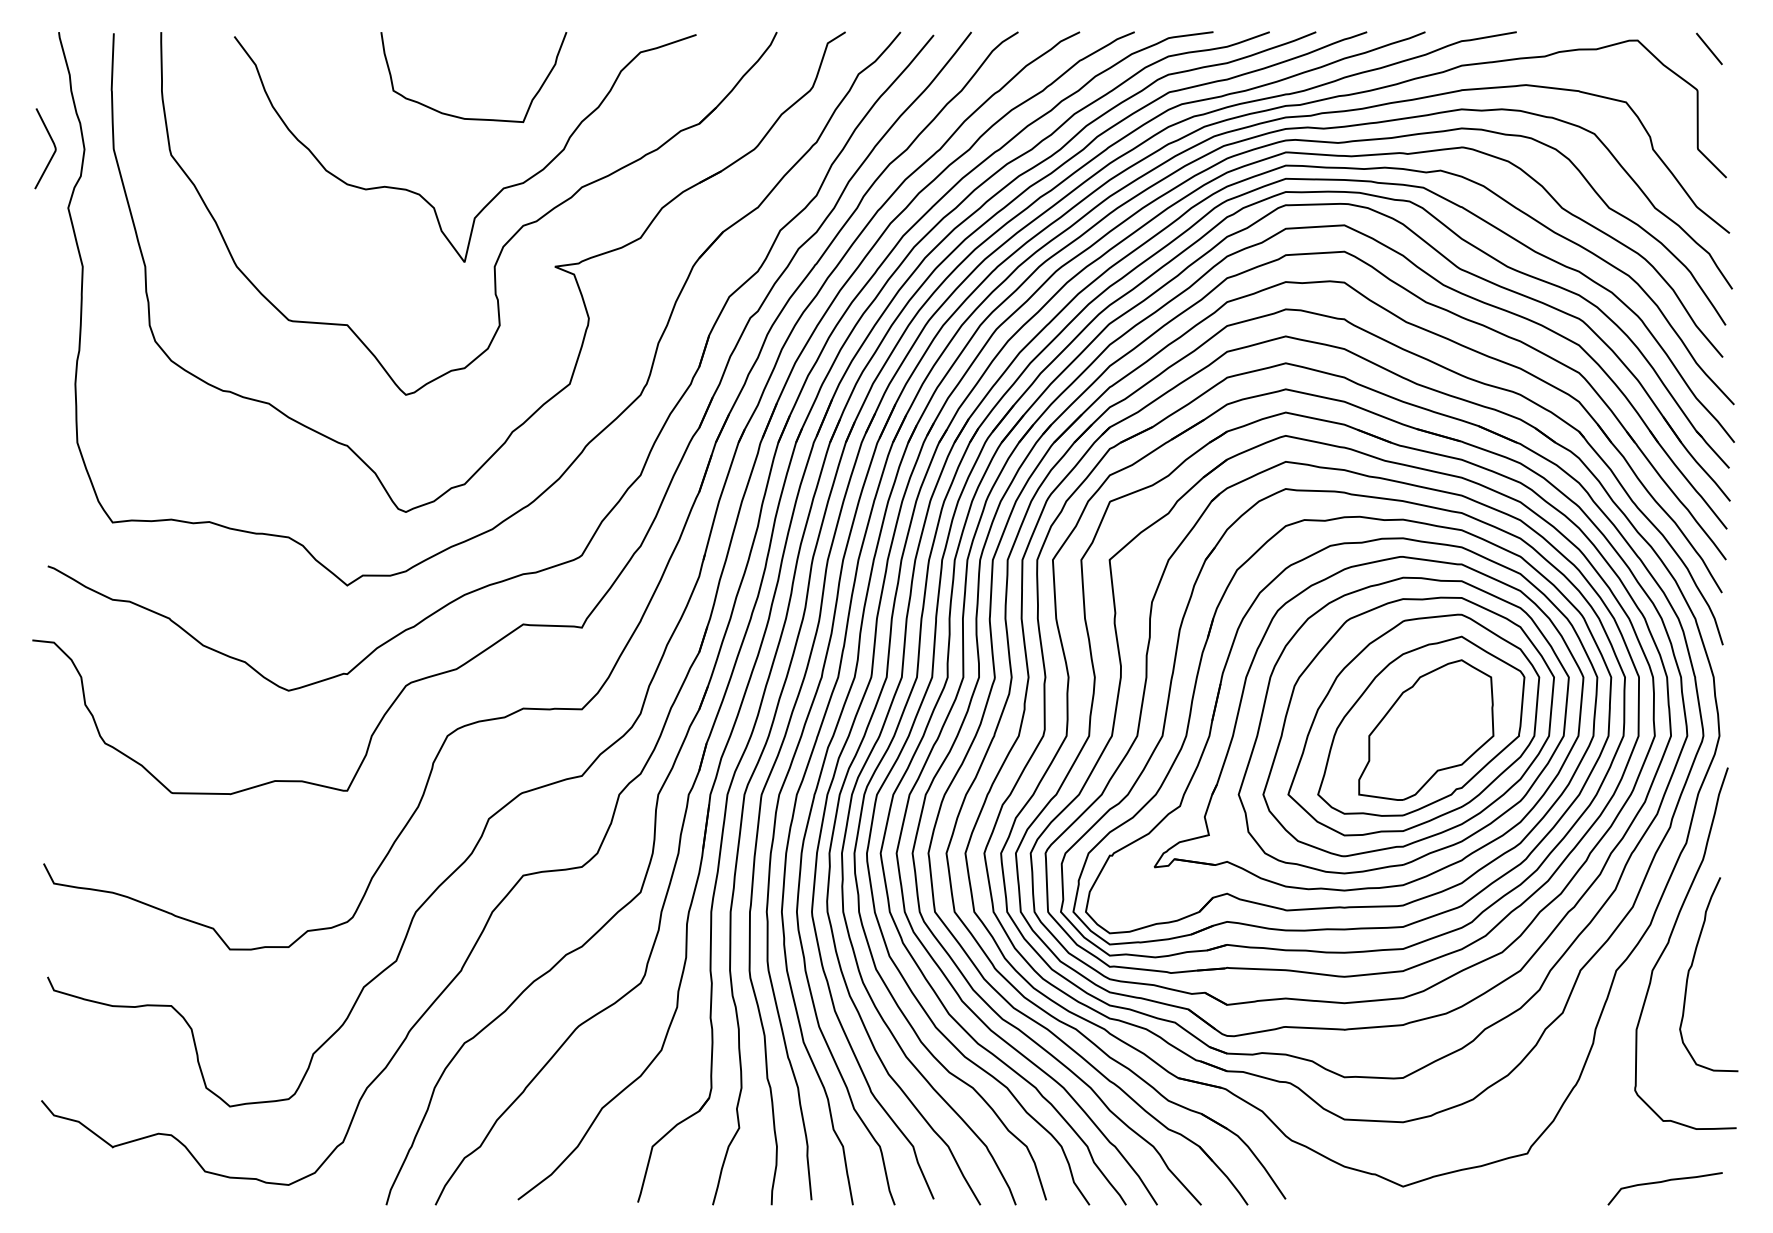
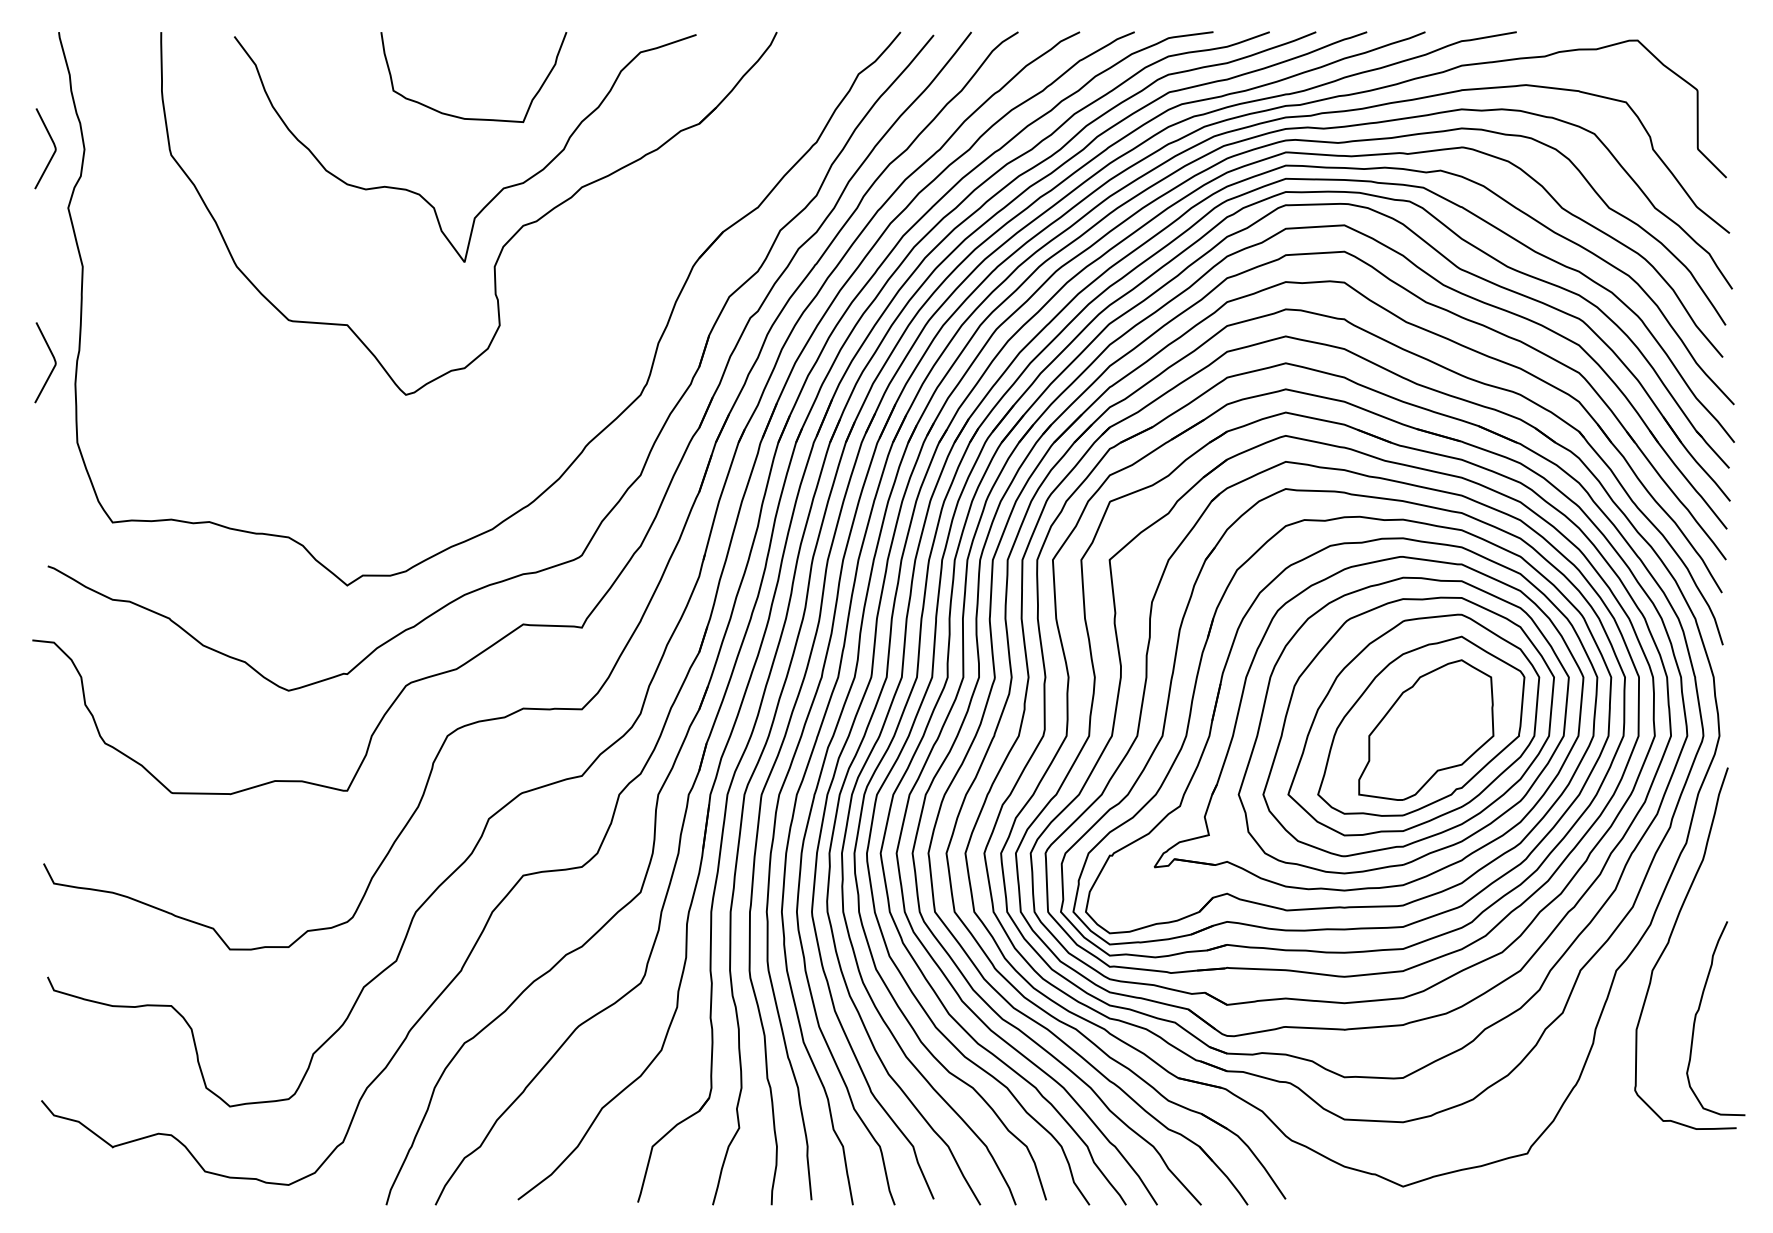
line: present -> none (1709, 48)
part: present -> none (554, 267)
curve: none -> present (53, 359)
curve position: (1692, 966) -> (1699, 1010) (1699, 1010)
curve: present -> none (1664, 1182)
